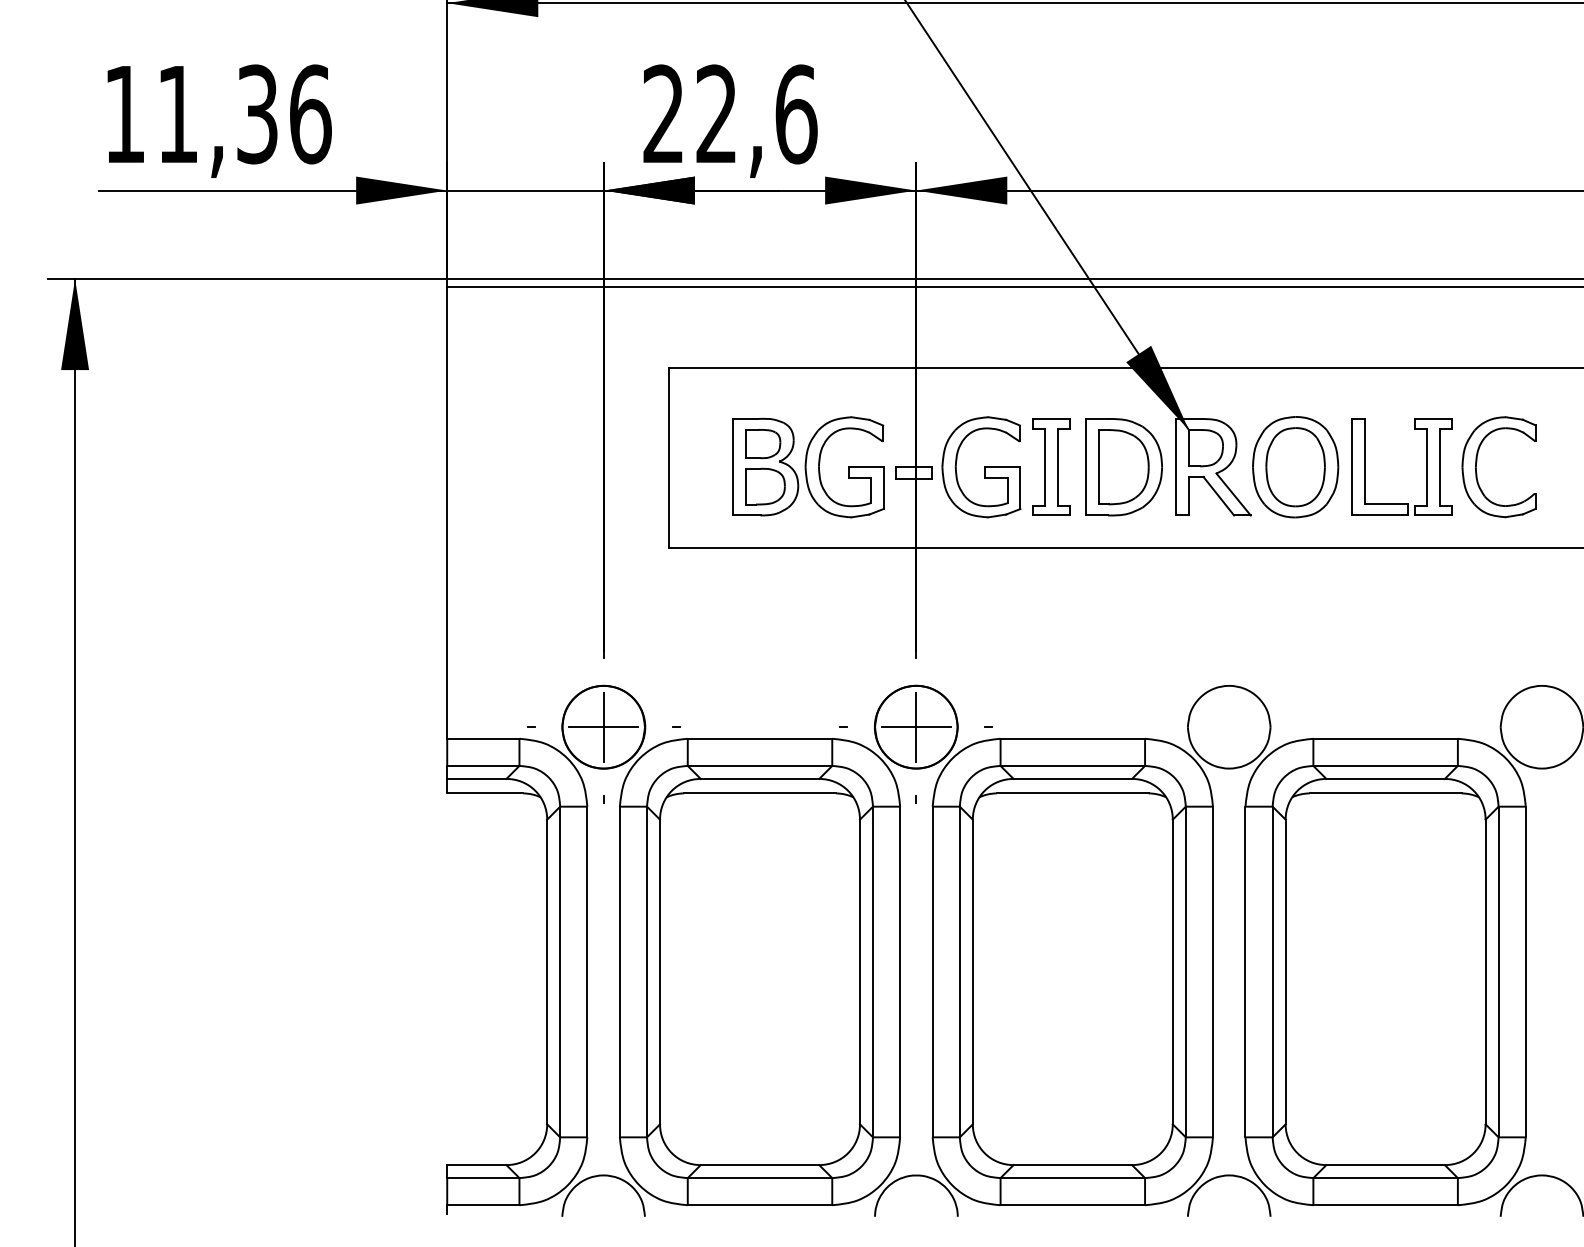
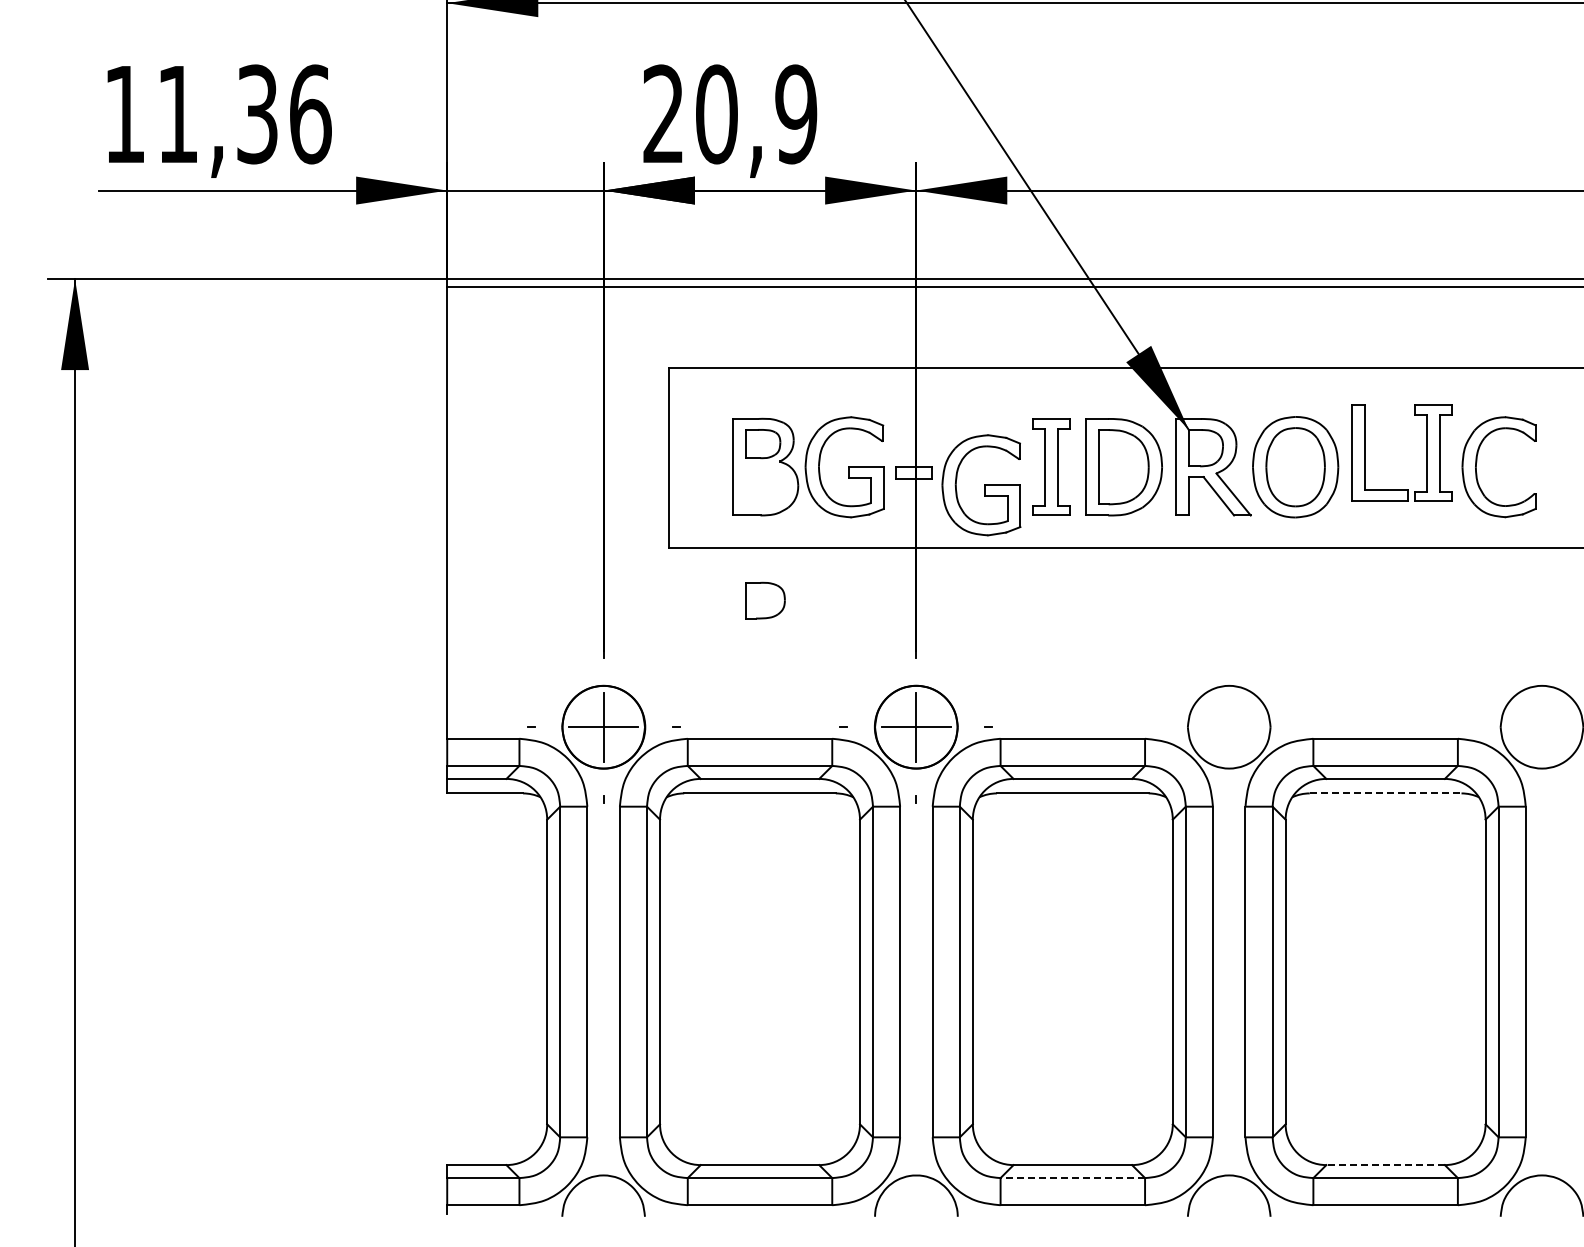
text: 22,6 -> 20,9 (756, 114)
part position: (1426, 466) -> (1426, 452) (1426, 452)
part position: (981, 467) -> (981, 485) (981, 485)
part position: (765, 486) -> (765, 600) (765, 600)
line: solid -> dashed (1385, 793)
line: solid -> dashed (1385, 1165)
line: solid -> dashed (1072, 1178)
